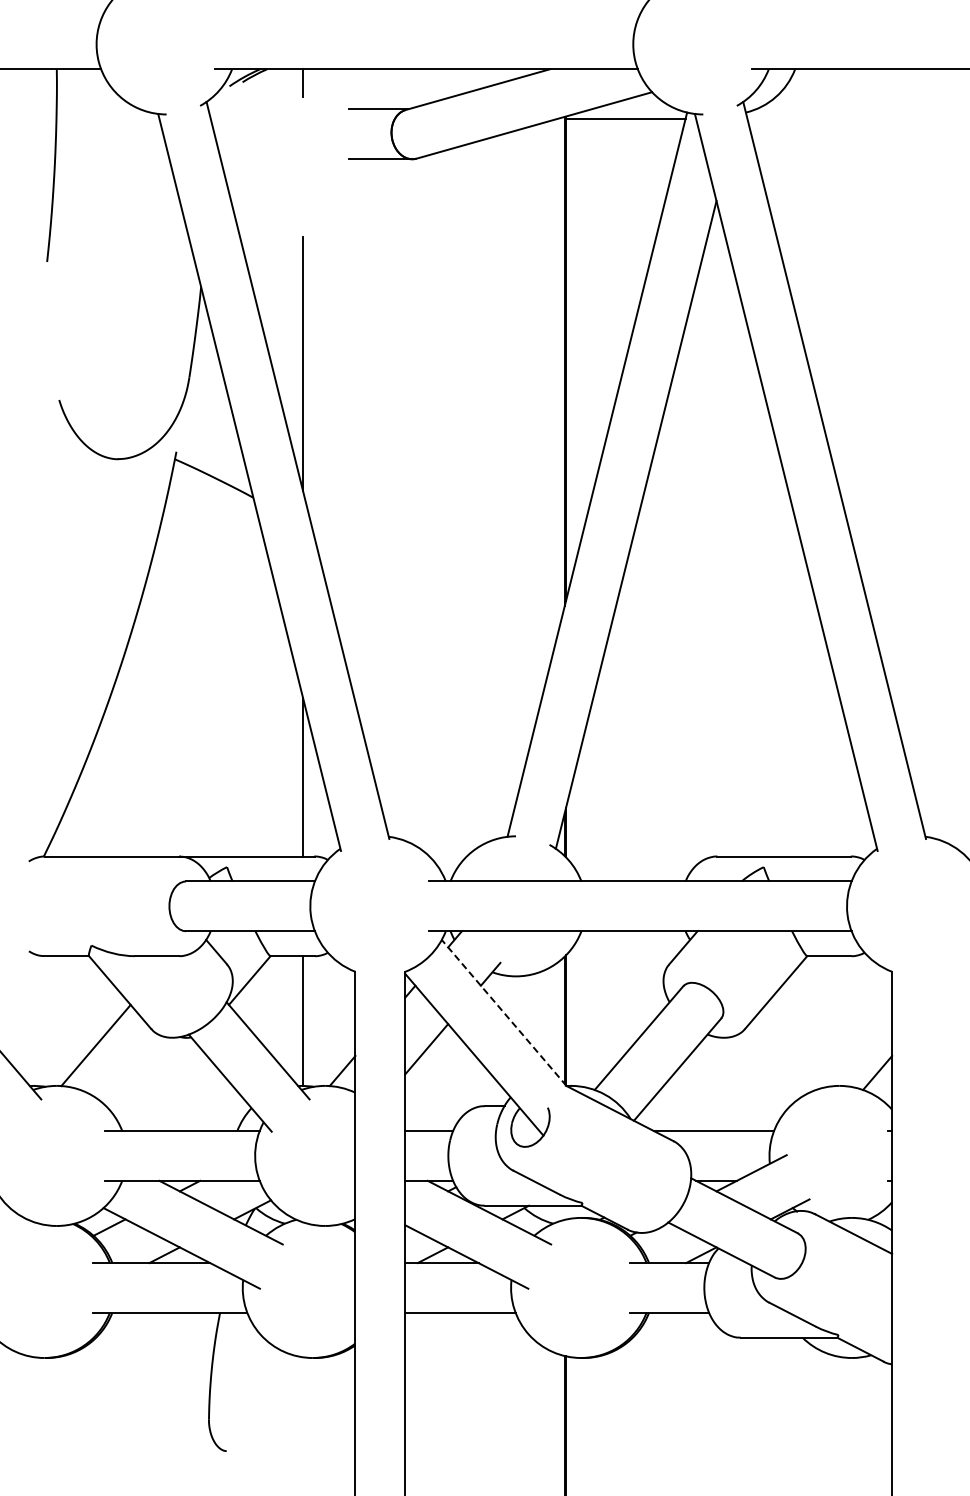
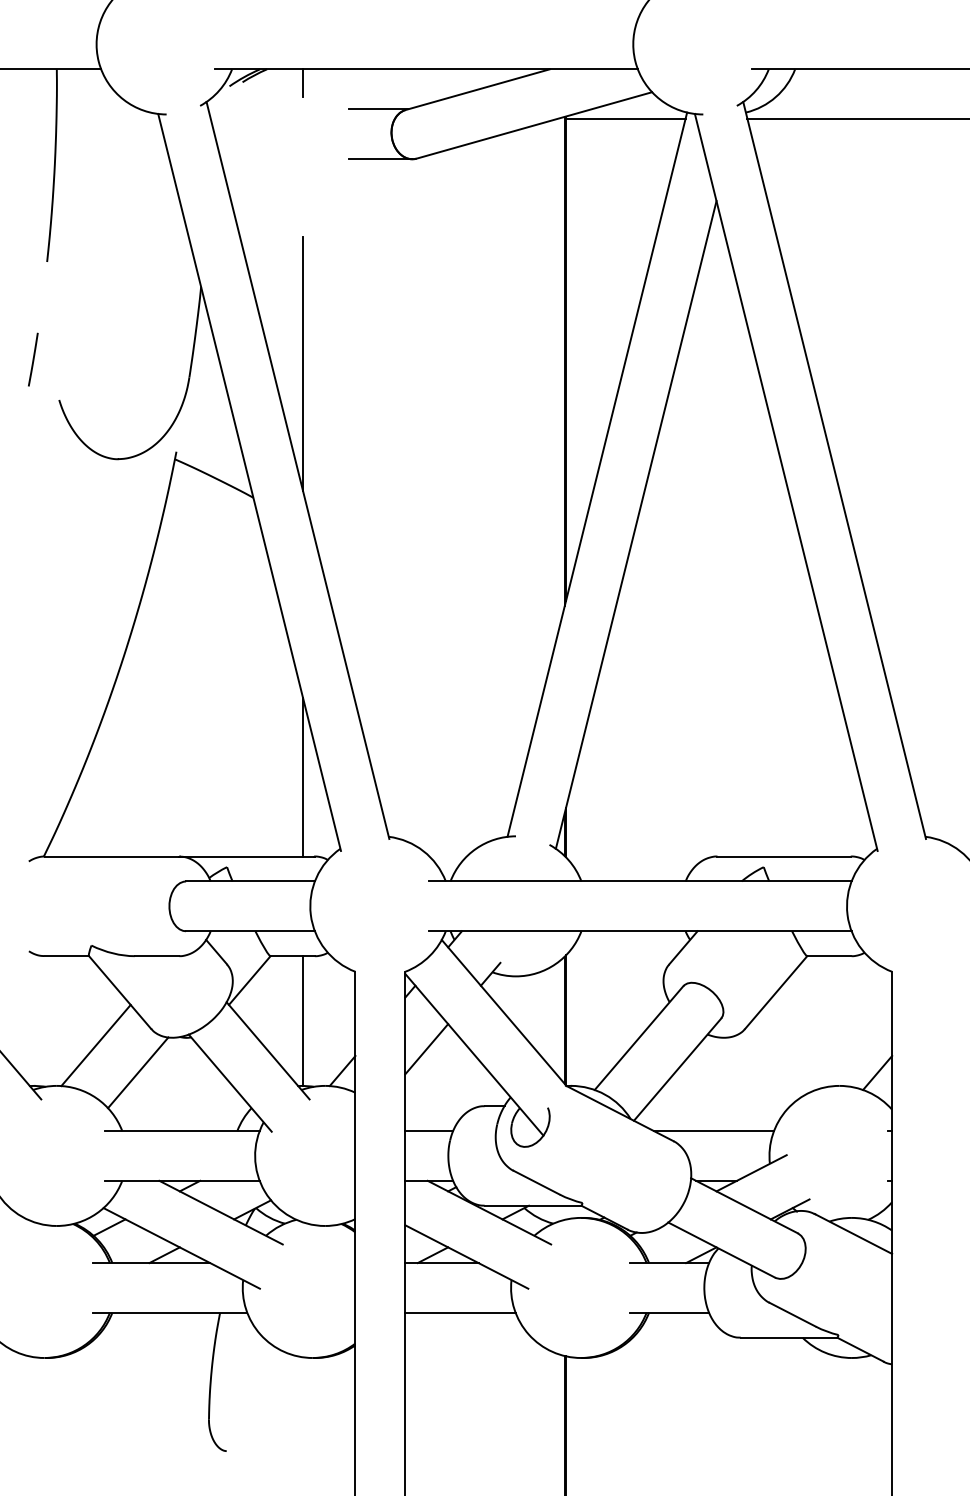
line: none -> present (856, 118)
line: none -> present (33, 359)
line: dashed -> solid (504, 1012)
line: none -> present (138, 1072)
